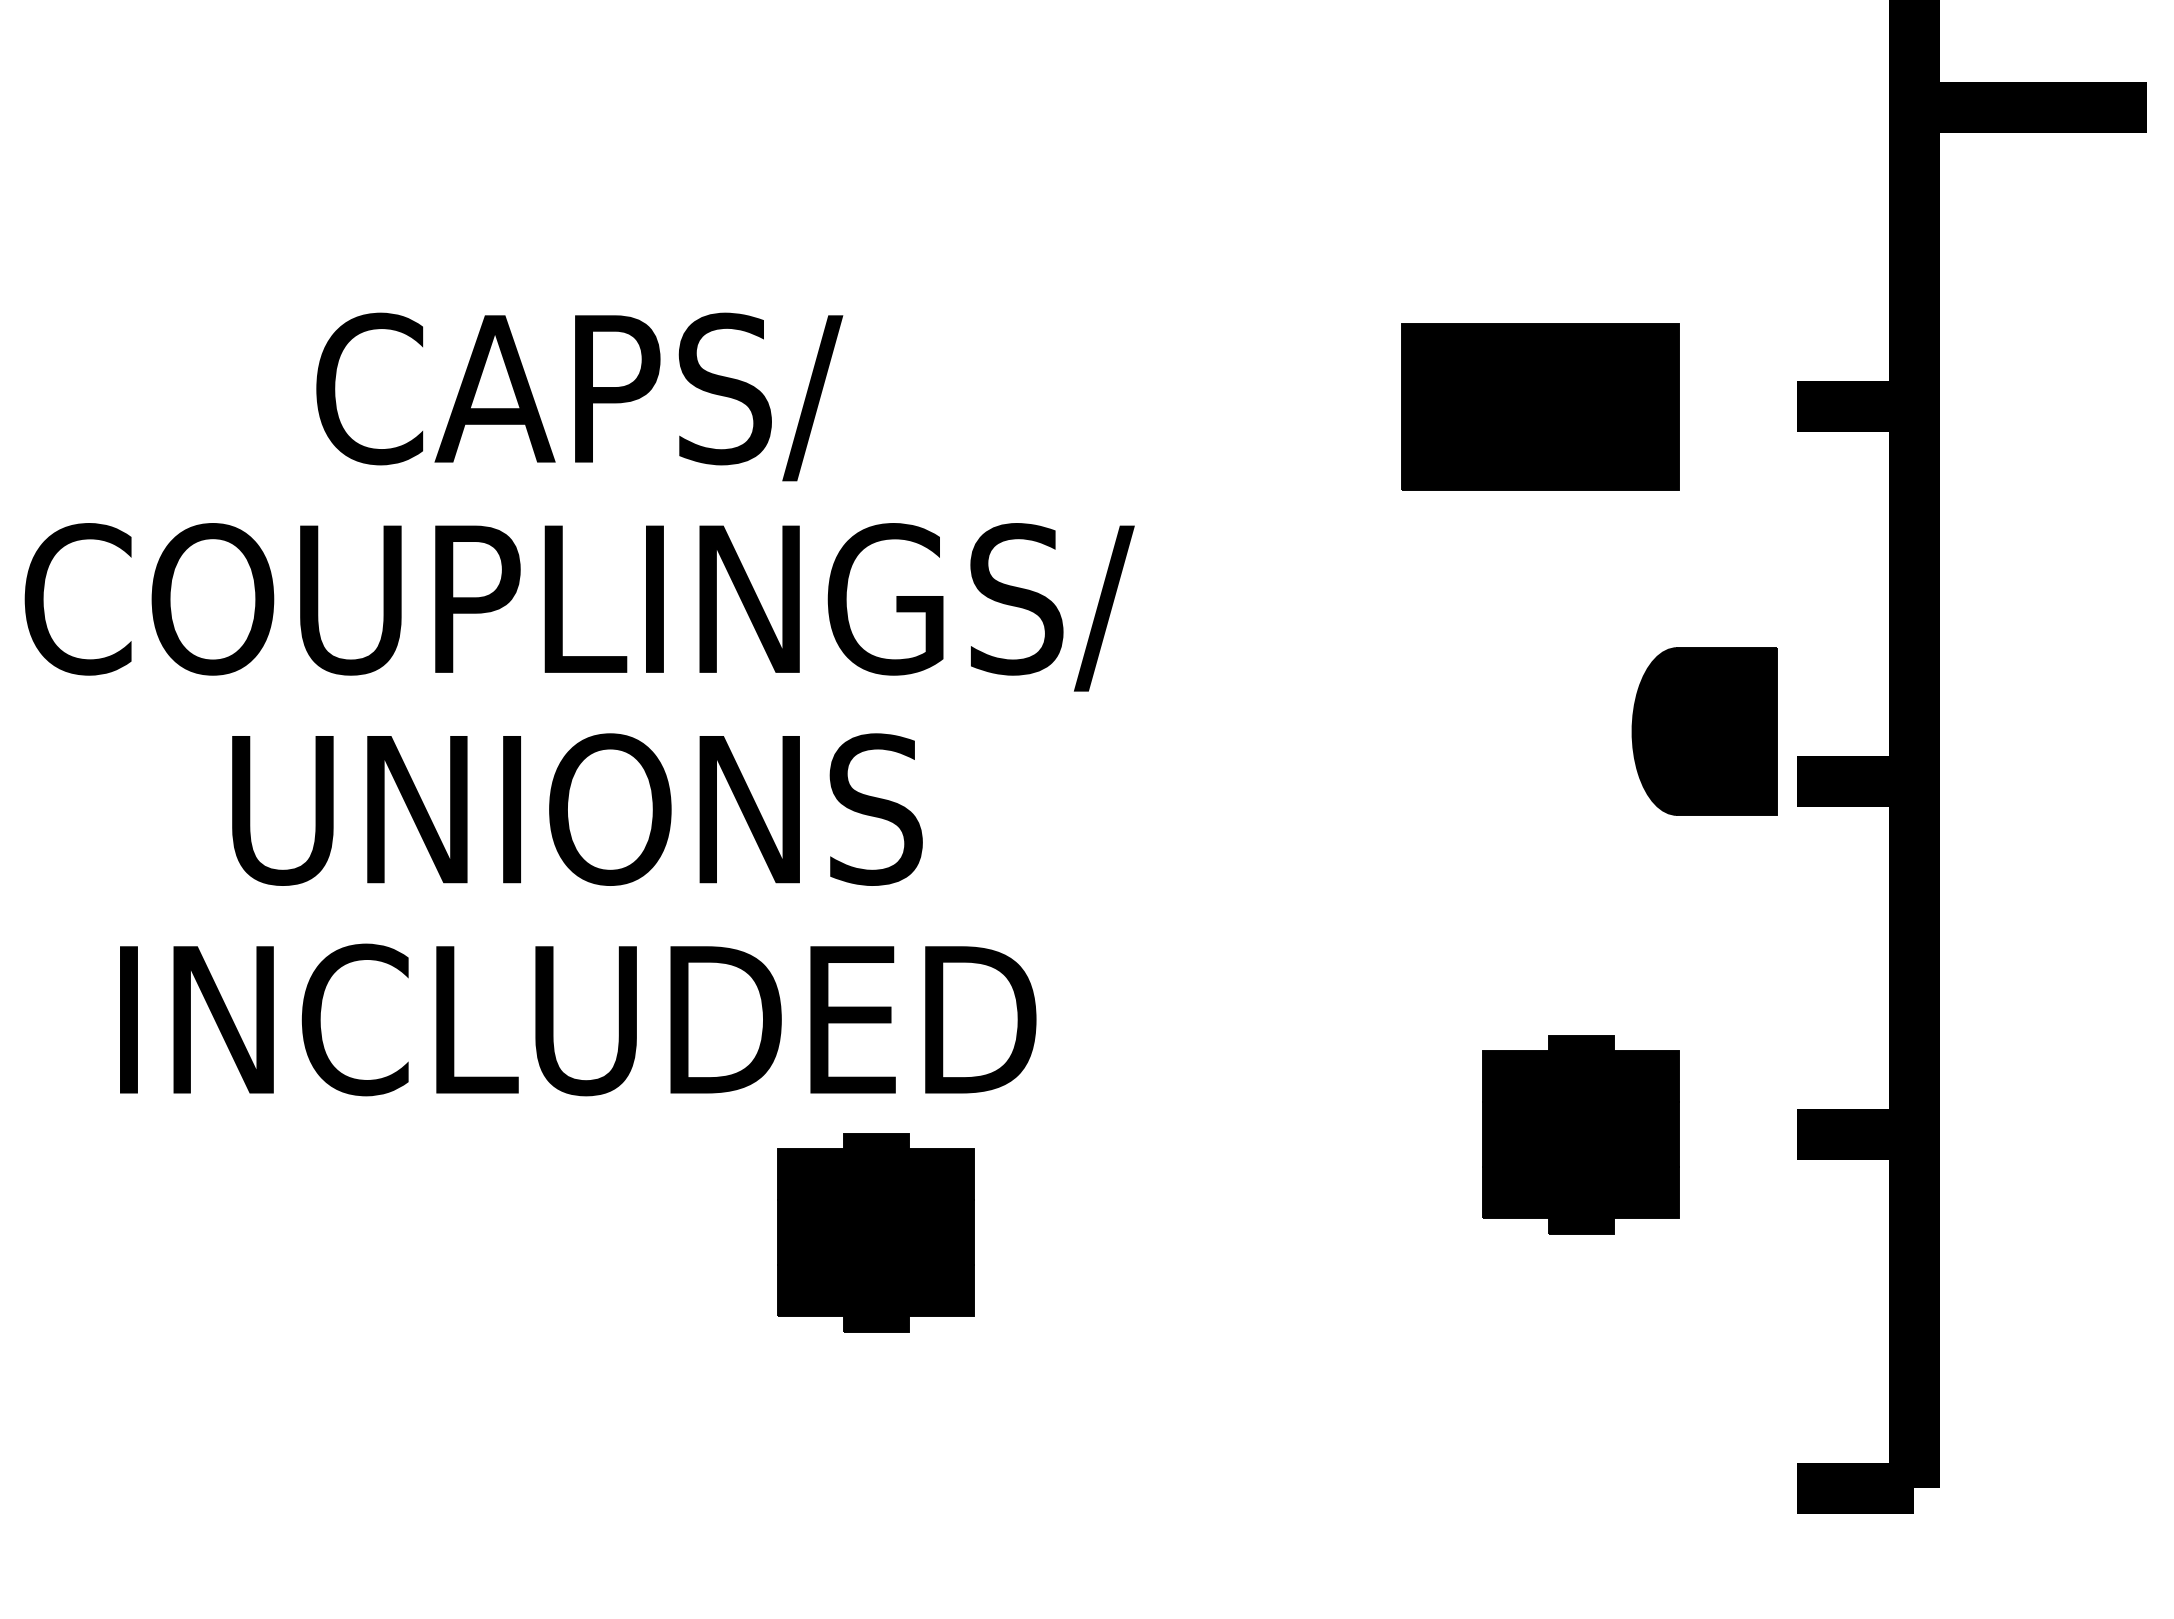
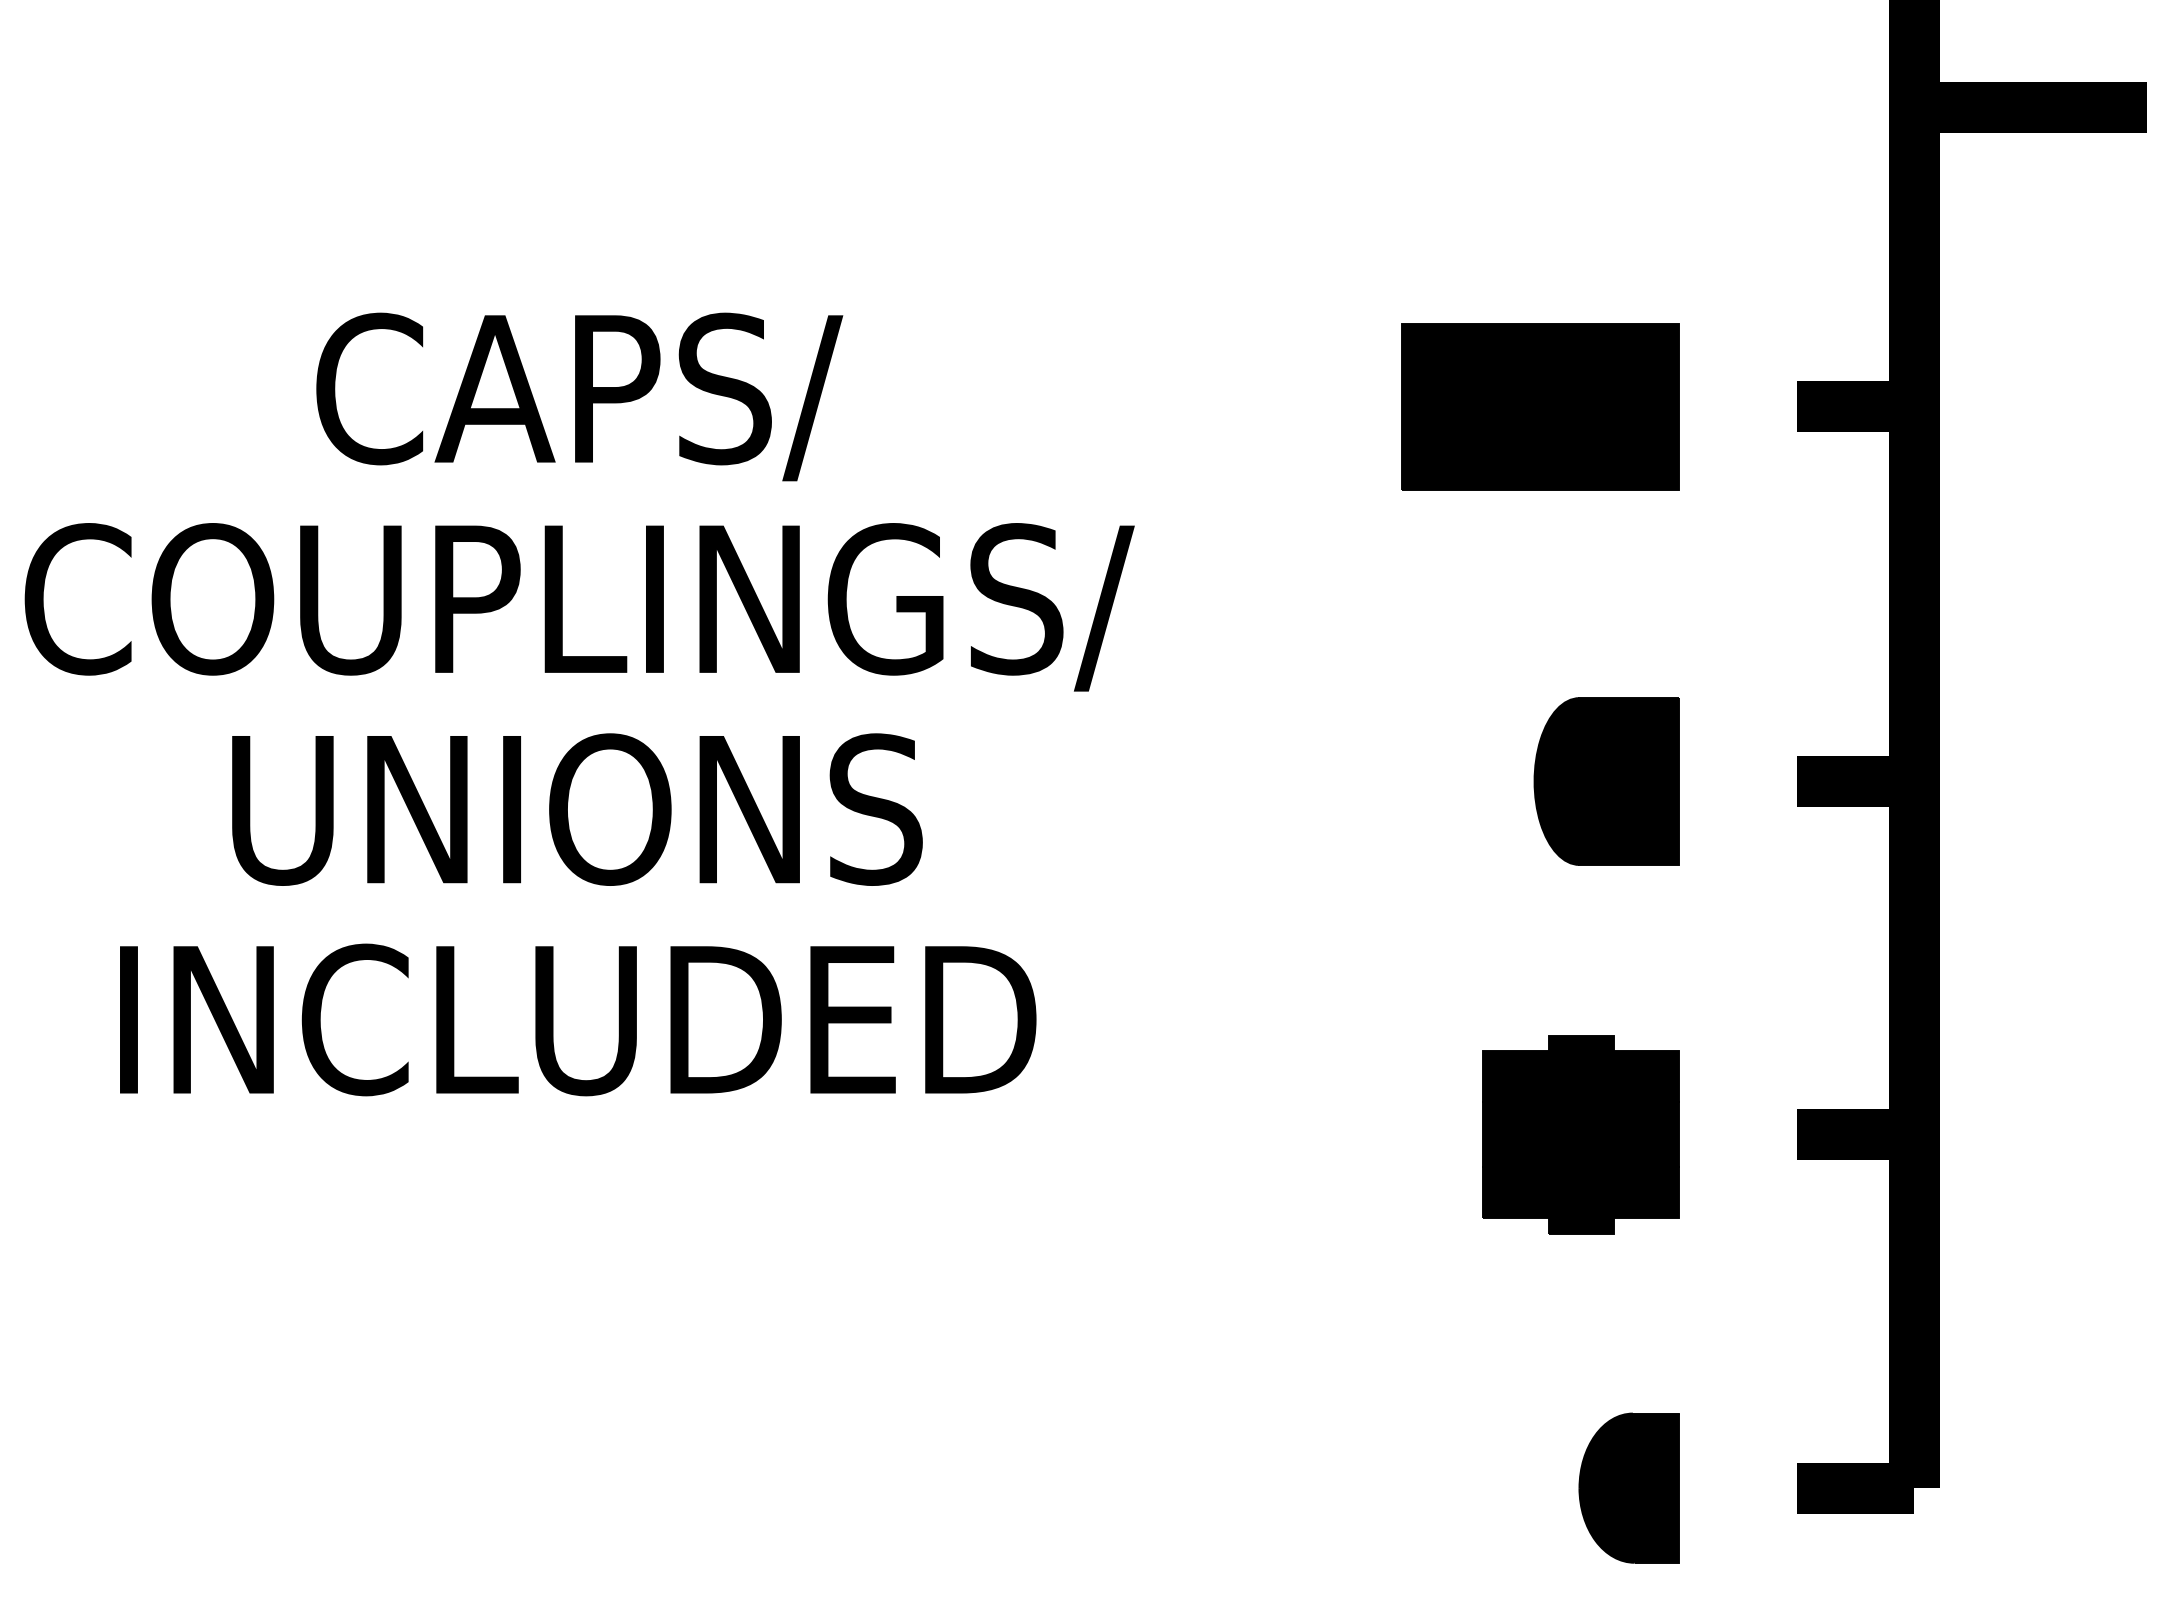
part position: (1704, 731) -> (1606, 781) (1606, 781)
part: present -> none (875, 1232)
part: none -> present (1628, 1487)
